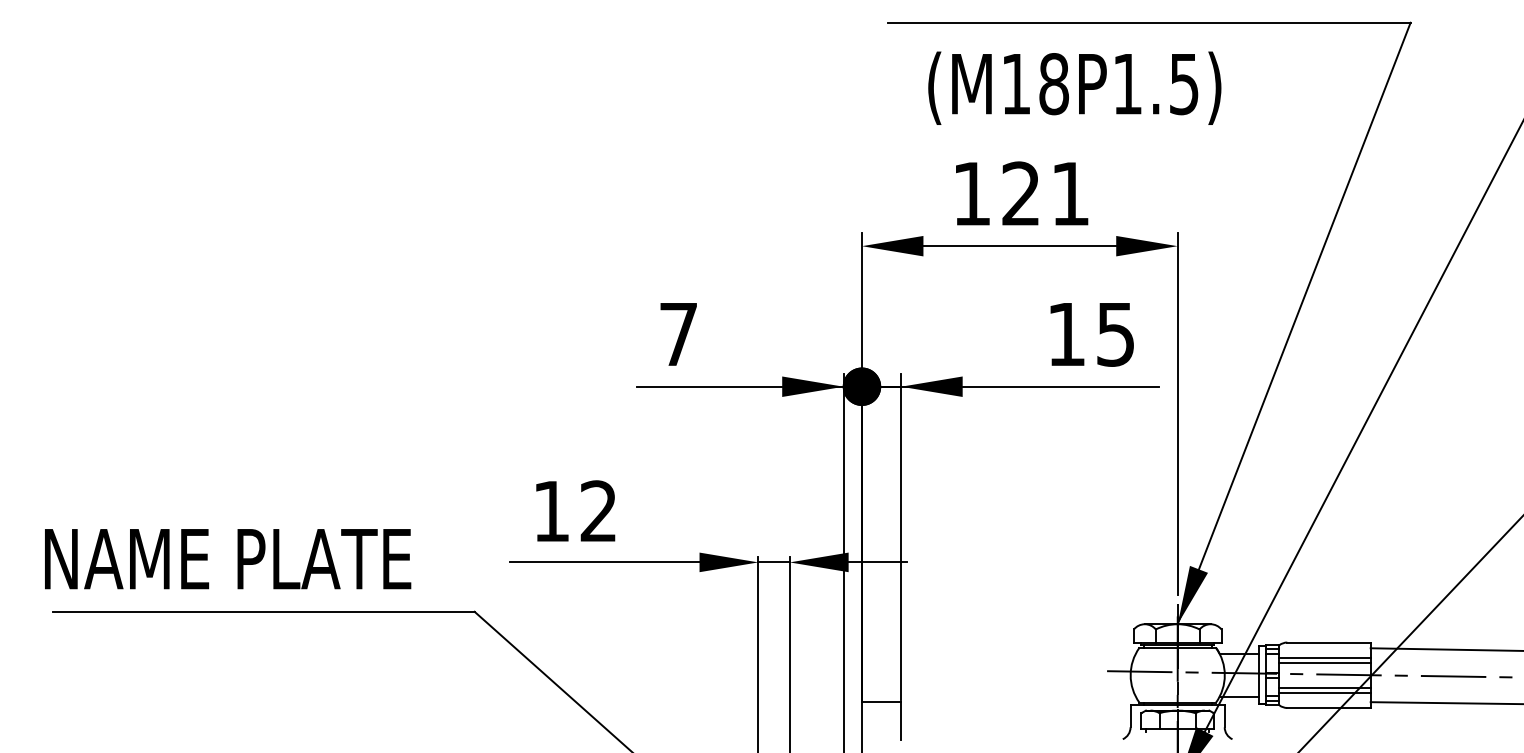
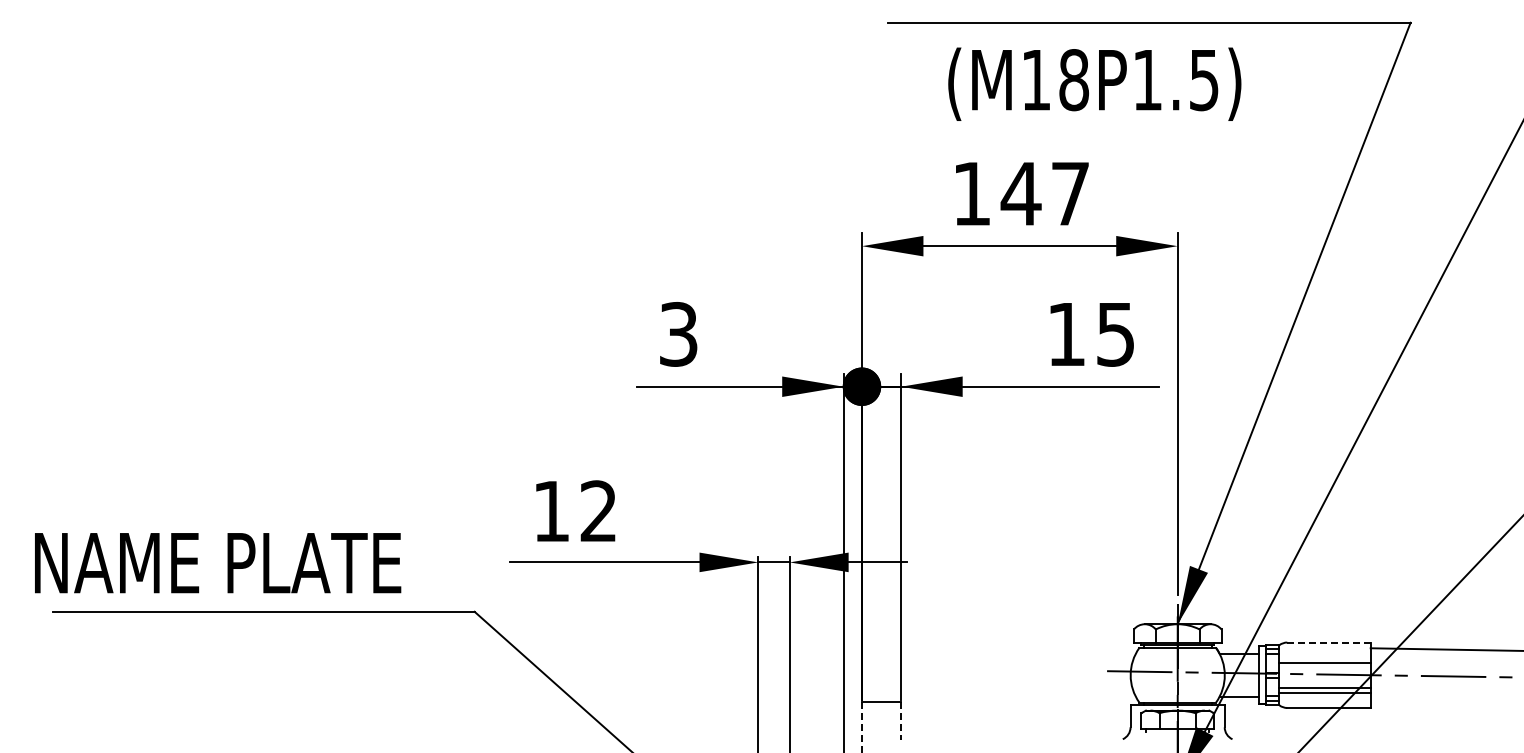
text position: (1074, 87) -> (1094, 83) (1094, 83)
text: 121 -> 147 (1044, 193)
text: 7 -> 3 (678, 334)
text position: (228, 559) -> (218, 563) (218, 563)
line: solid -> dashed (1329, 642)
line: present -> none (1324, 657)
line: present -> none (1445, 703)
line: solid -> dashed (901, 720)
line: solid -> dashed (861, 727)
